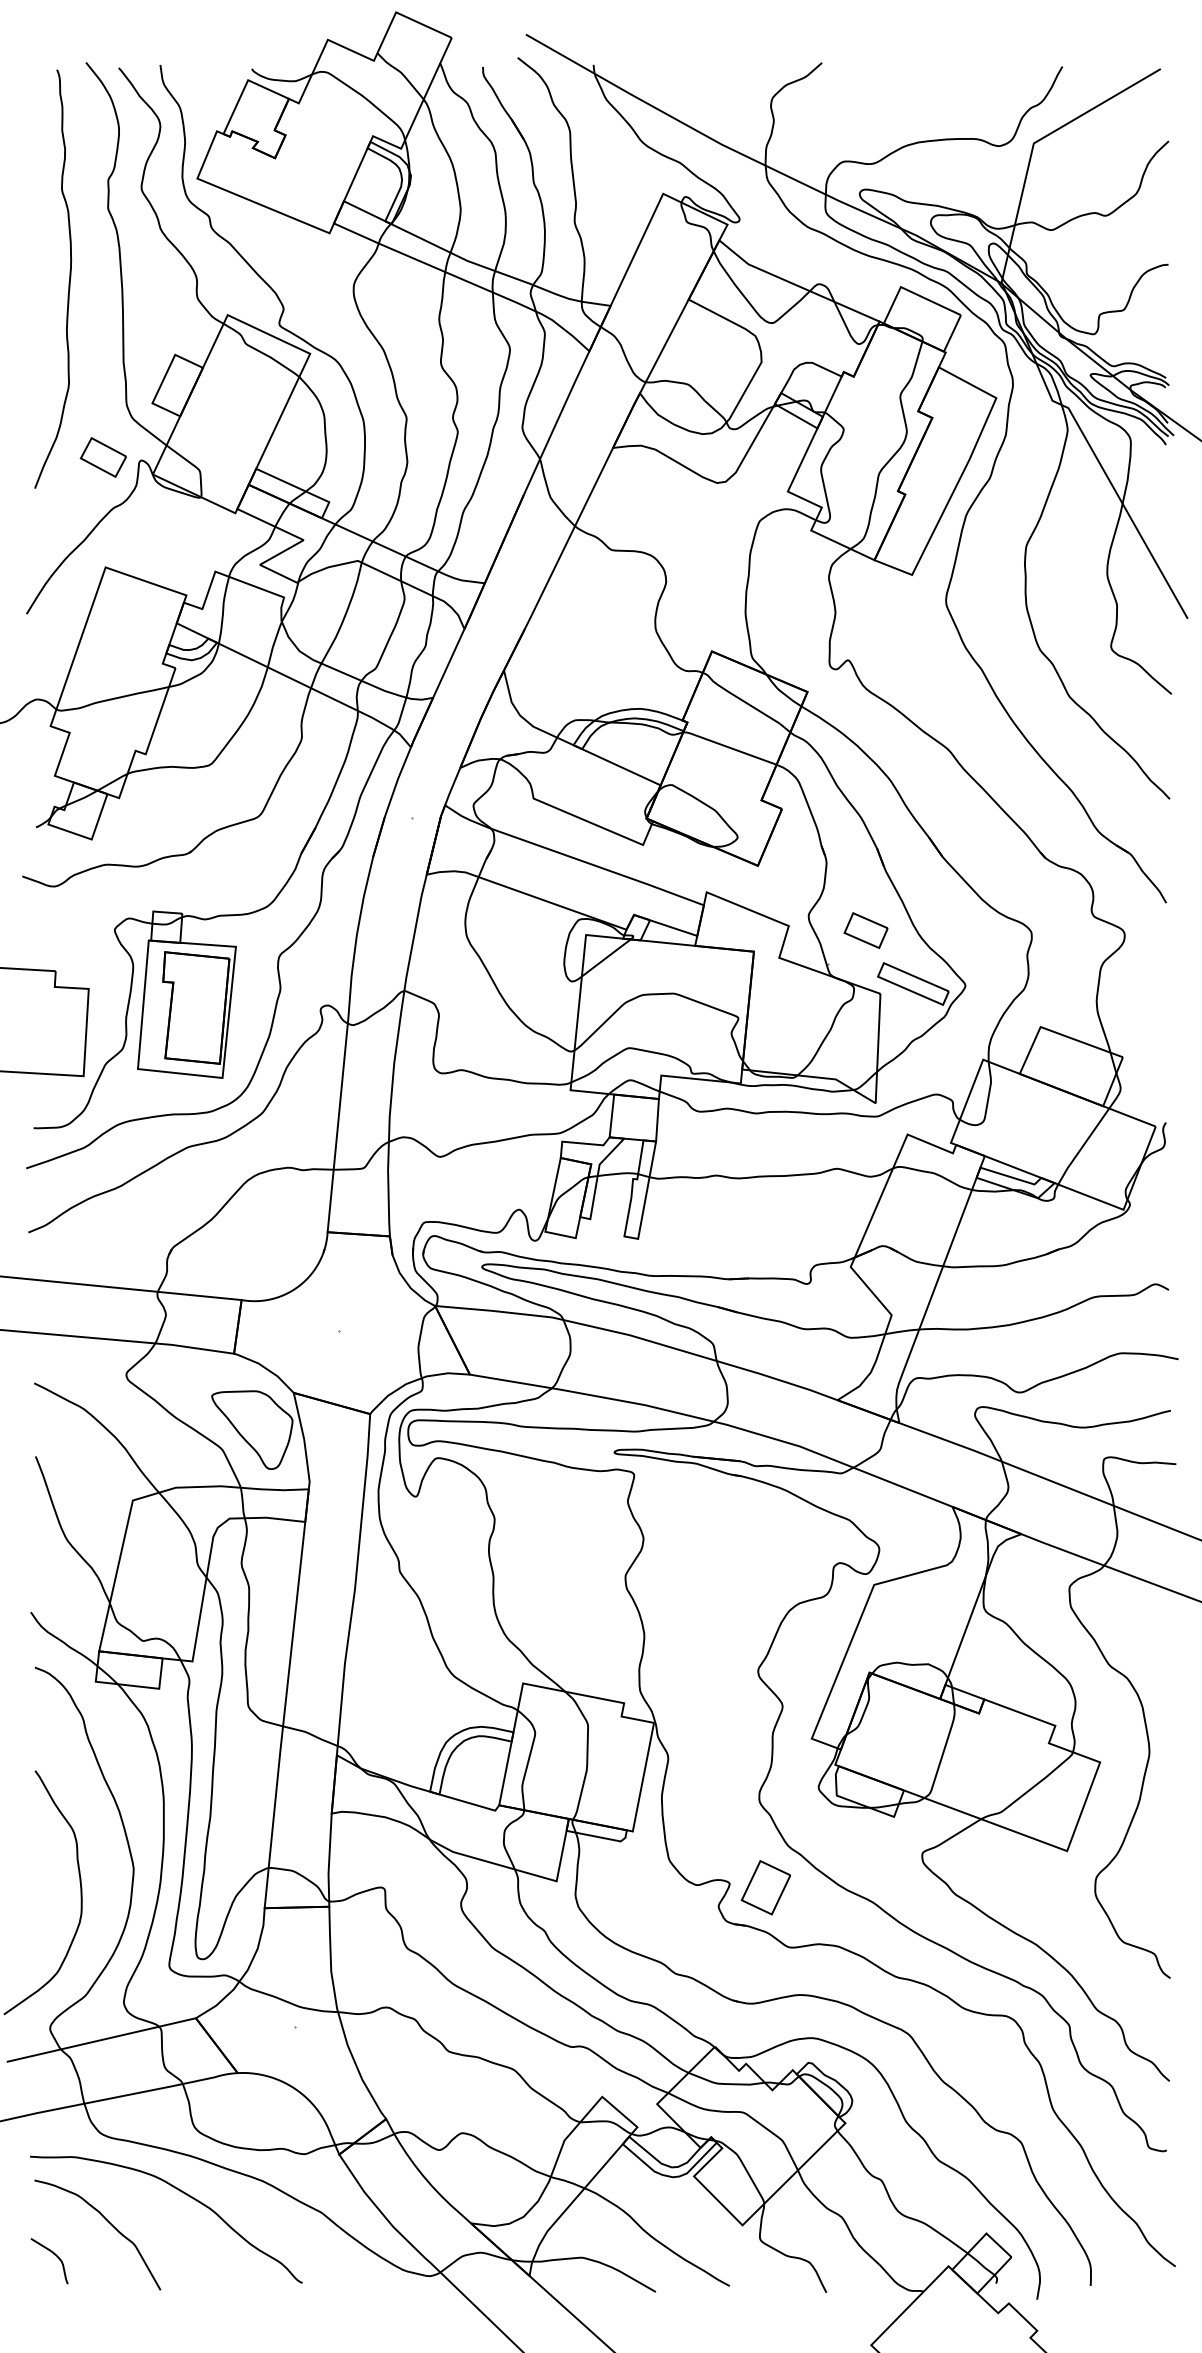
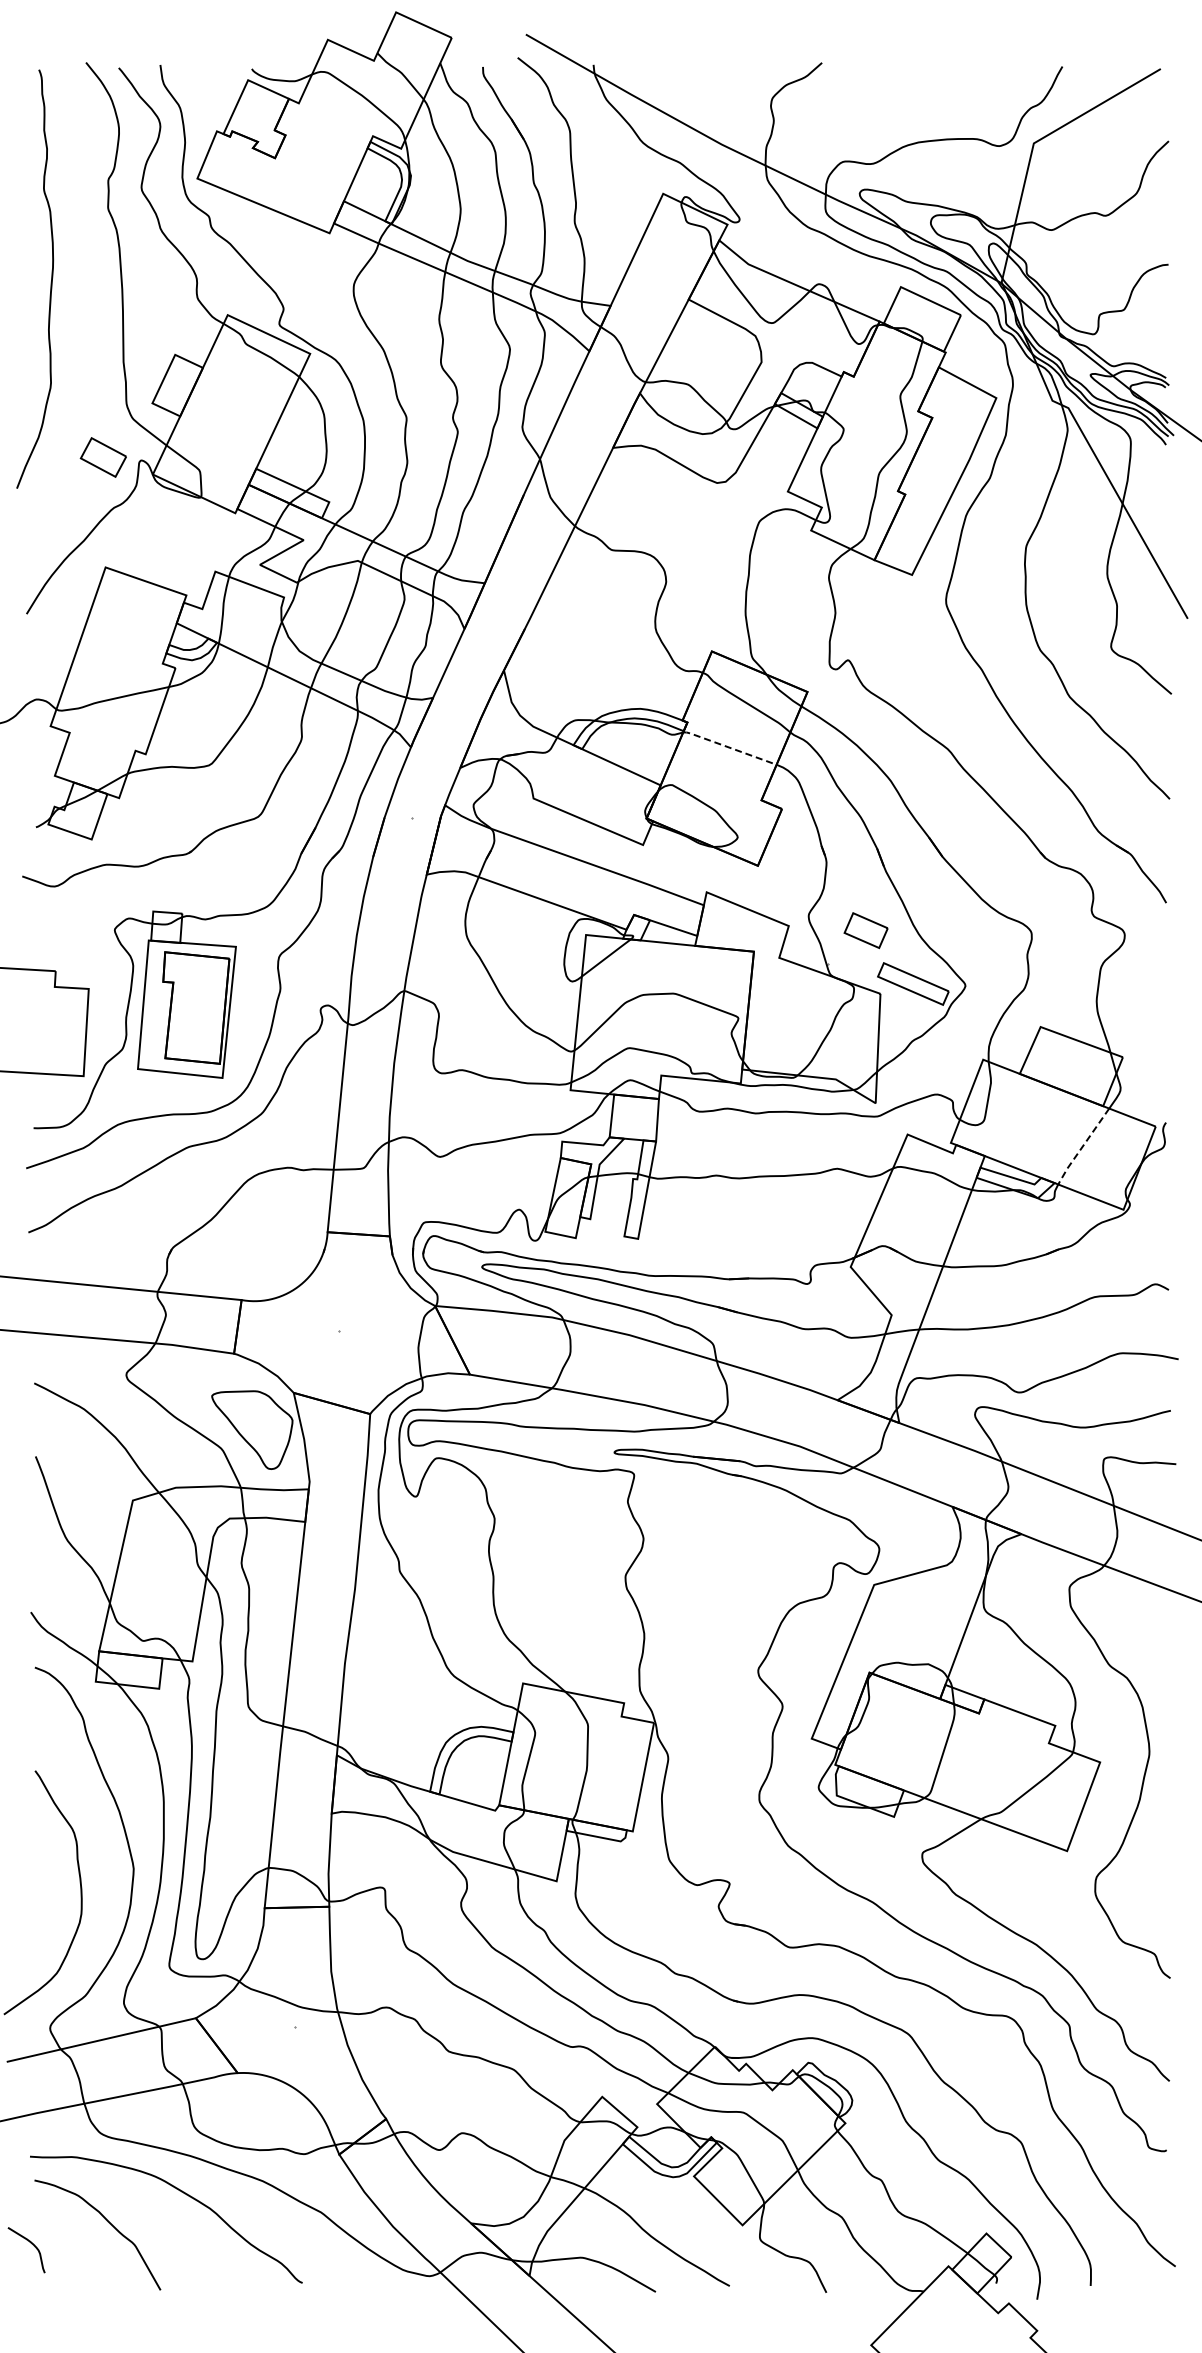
curve position: (68, 282) -> (50, 282) (50, 282)
line: solid -> dashed (728, 747)
line: solid -> dashed (1082, 1146)
part: present -> none (765, 1887)
curve position: (54, 2255) -> (31, 2244) (31, 2244)
